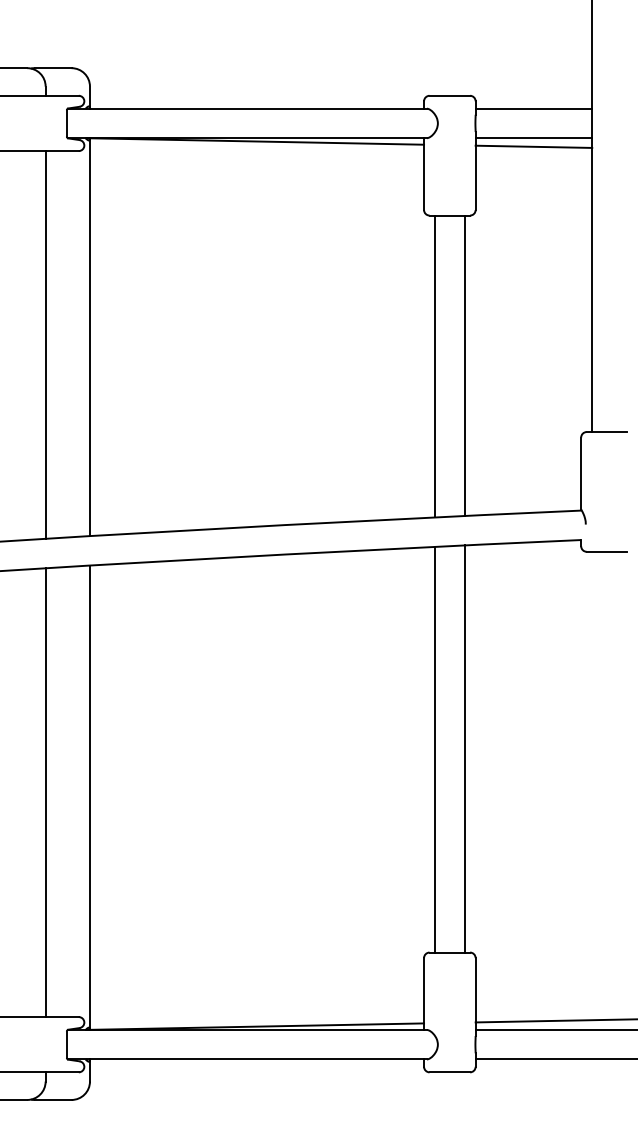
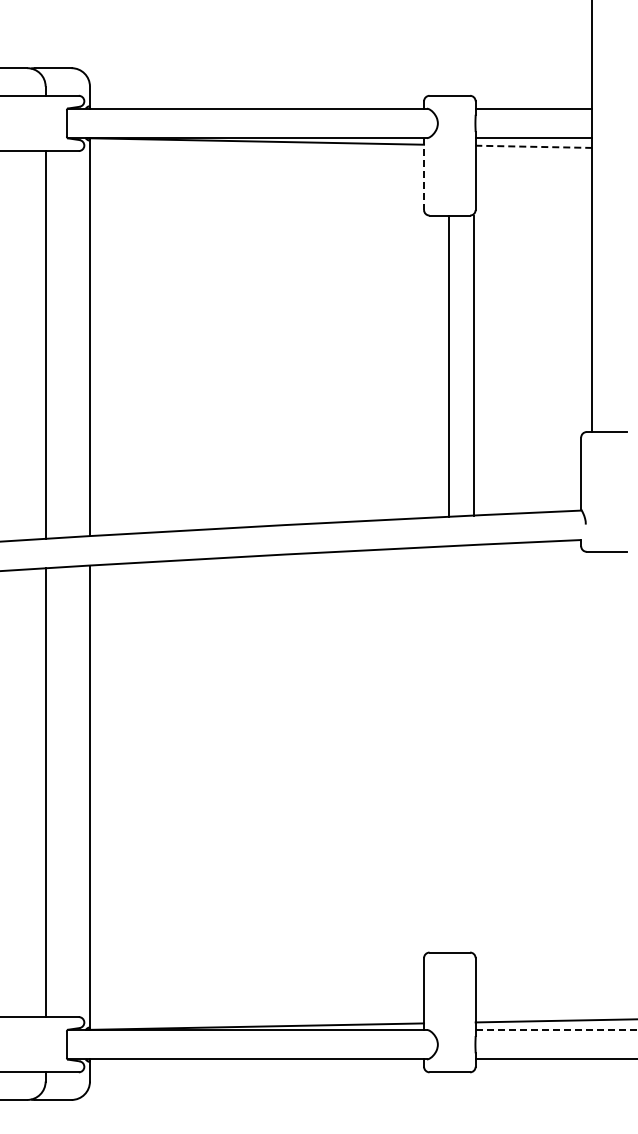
line: solid -> dashed (533, 146)
line: solid -> dashed (424, 174)
line position: (464, 365) -> (473, 365) (473, 365)
line position: (435, 366) -> (449, 366) (449, 366)
line: present -> none (464, 748)
line: present -> none (435, 749)
line: solid -> dashed (556, 1029)
